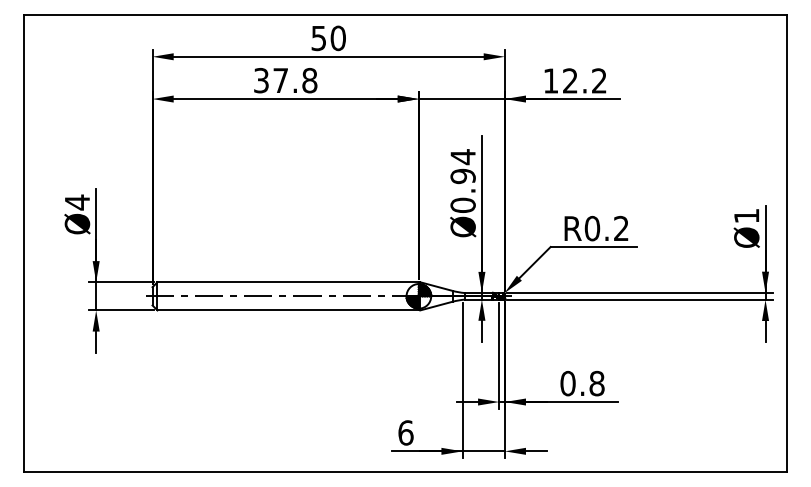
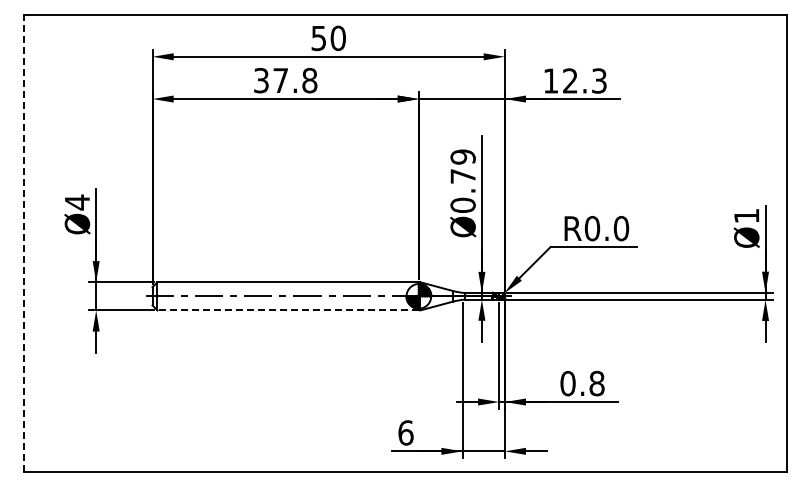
text: 12.2 -> 12.3 (599, 80)
text: Ø0.94 -> Ø0.79 (462, 166)
text: R0.2 -> R0.0 (621, 228)
line: solid -> dashed (24, 243)
line: solid -> dashed (288, 310)
